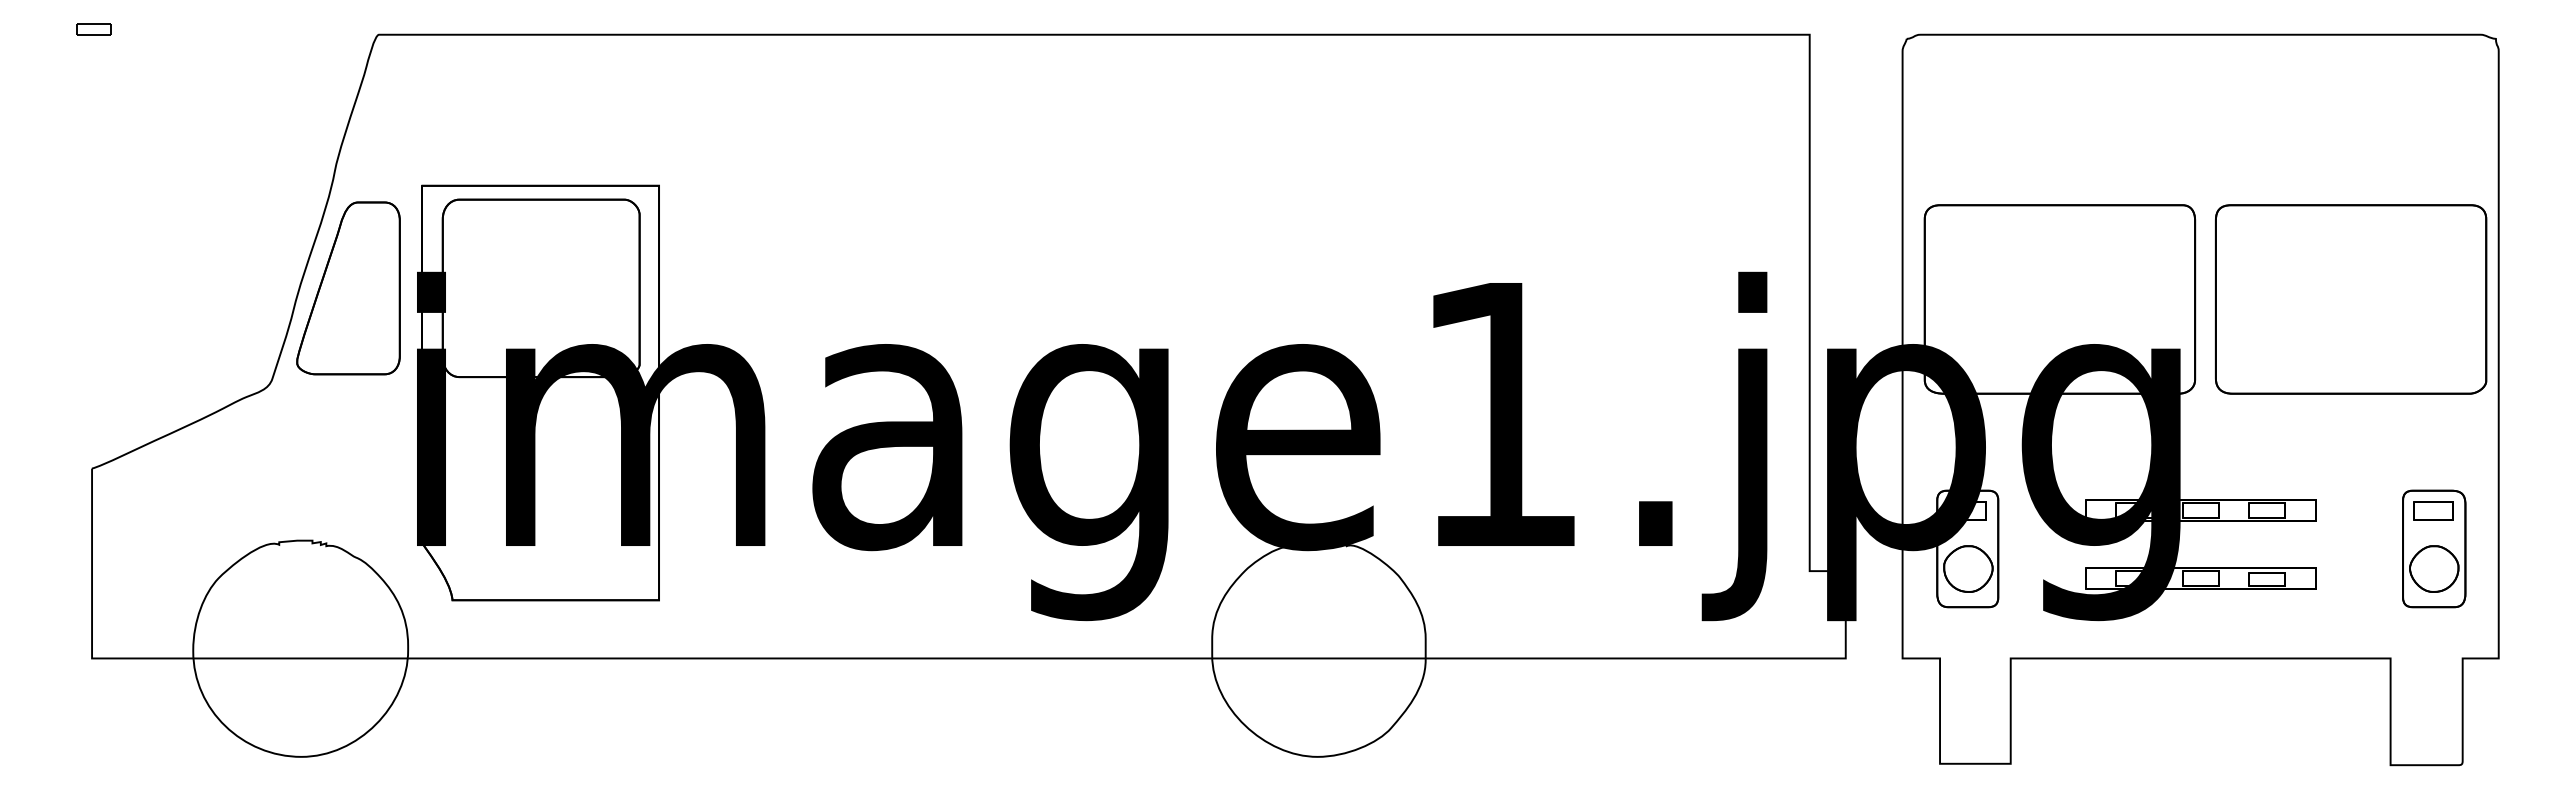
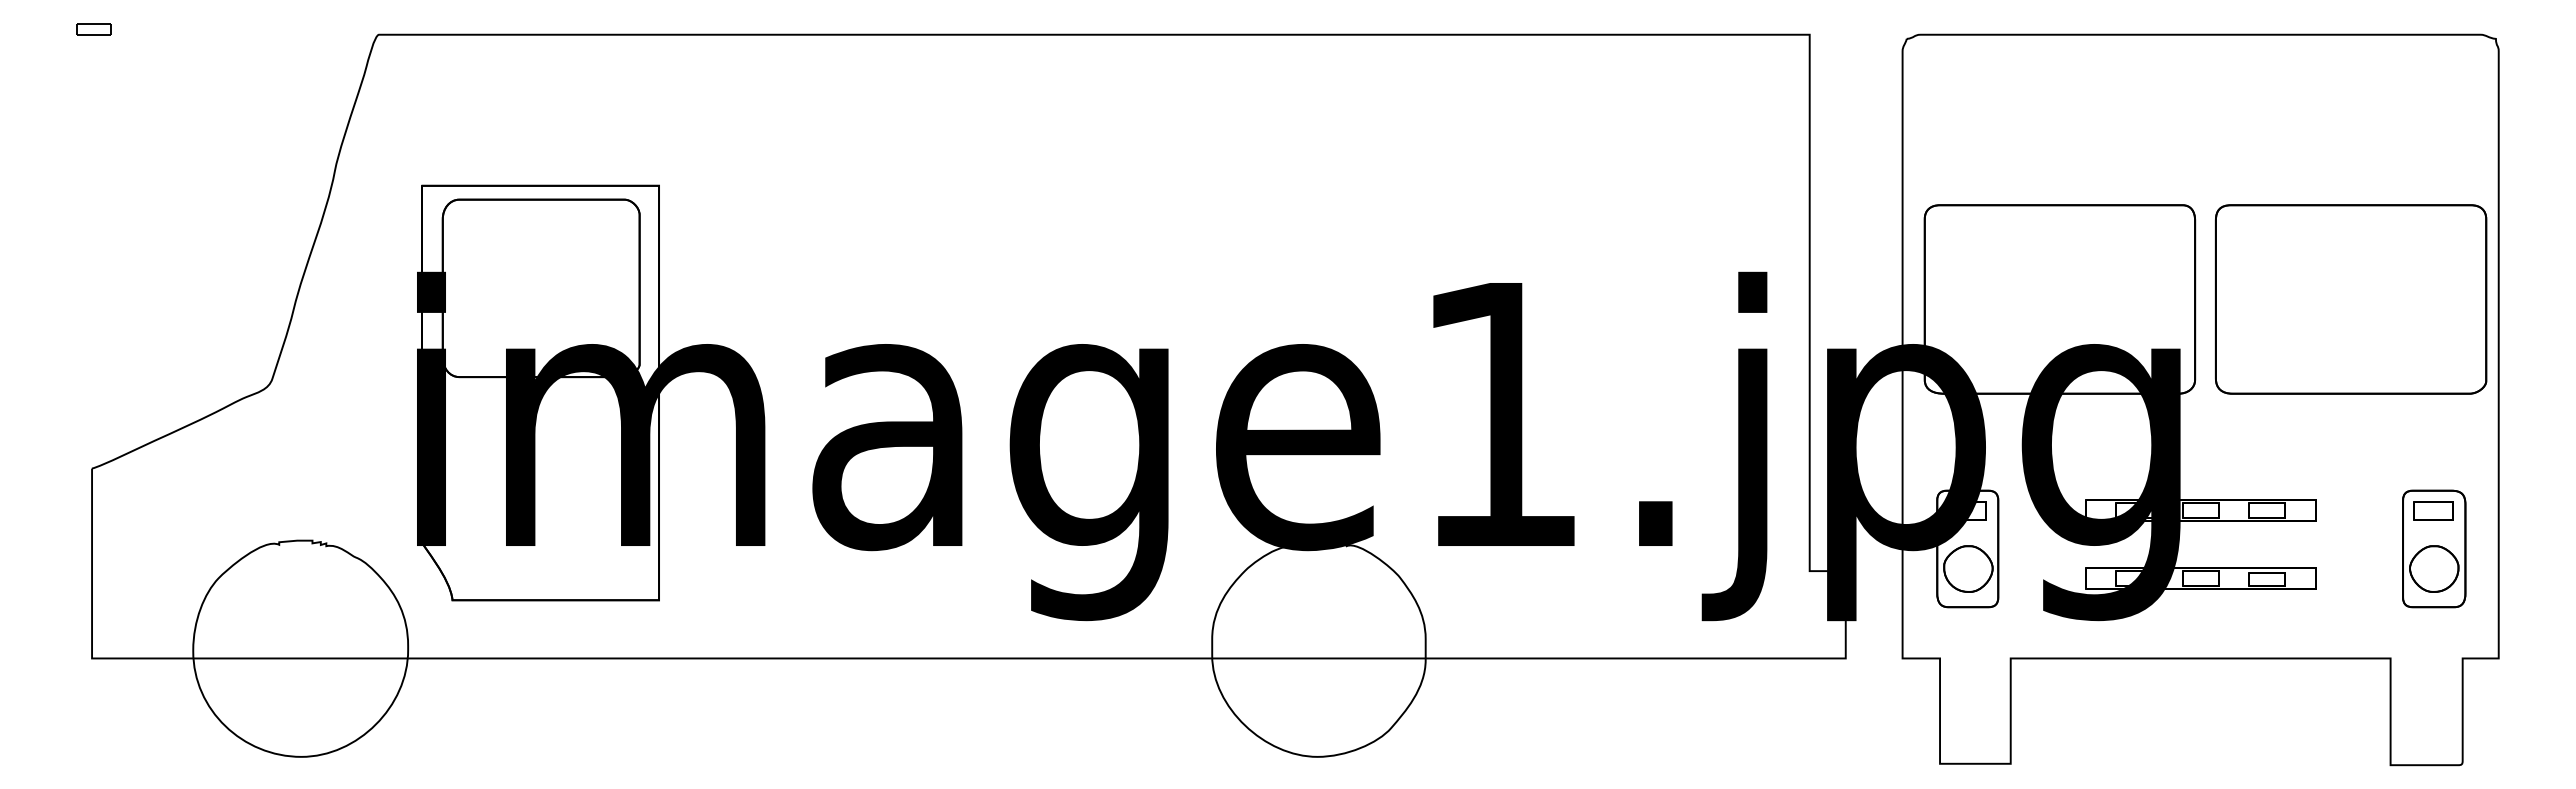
part: present -> none (348, 288)
